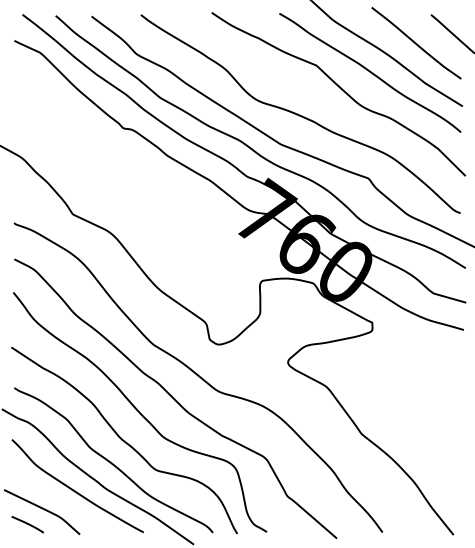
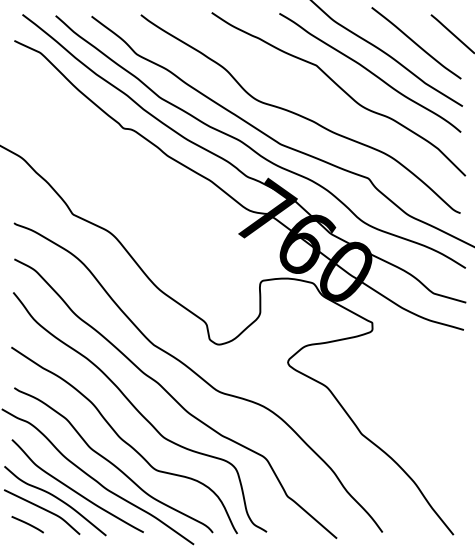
curve: none -> present (57, 499)
